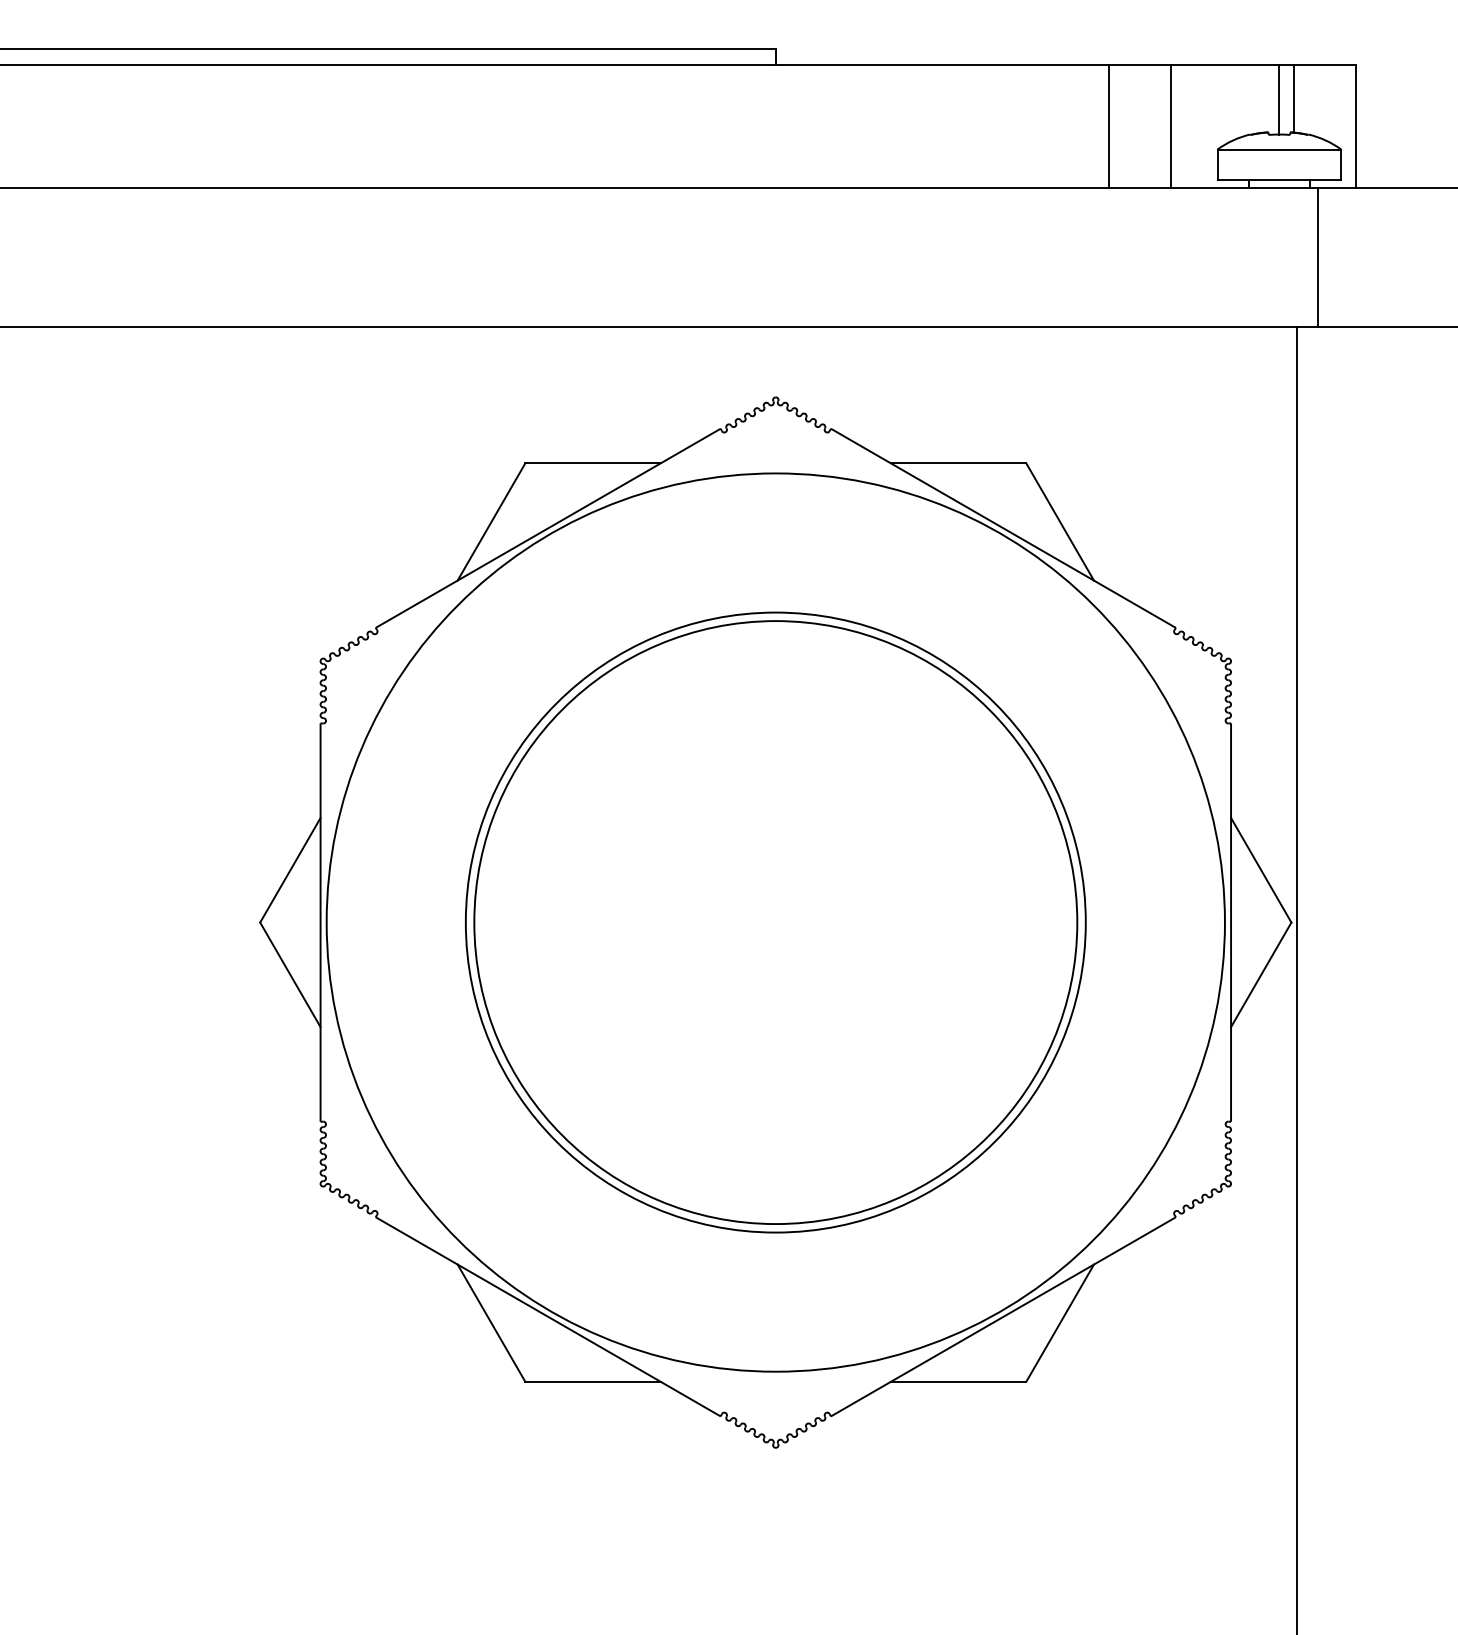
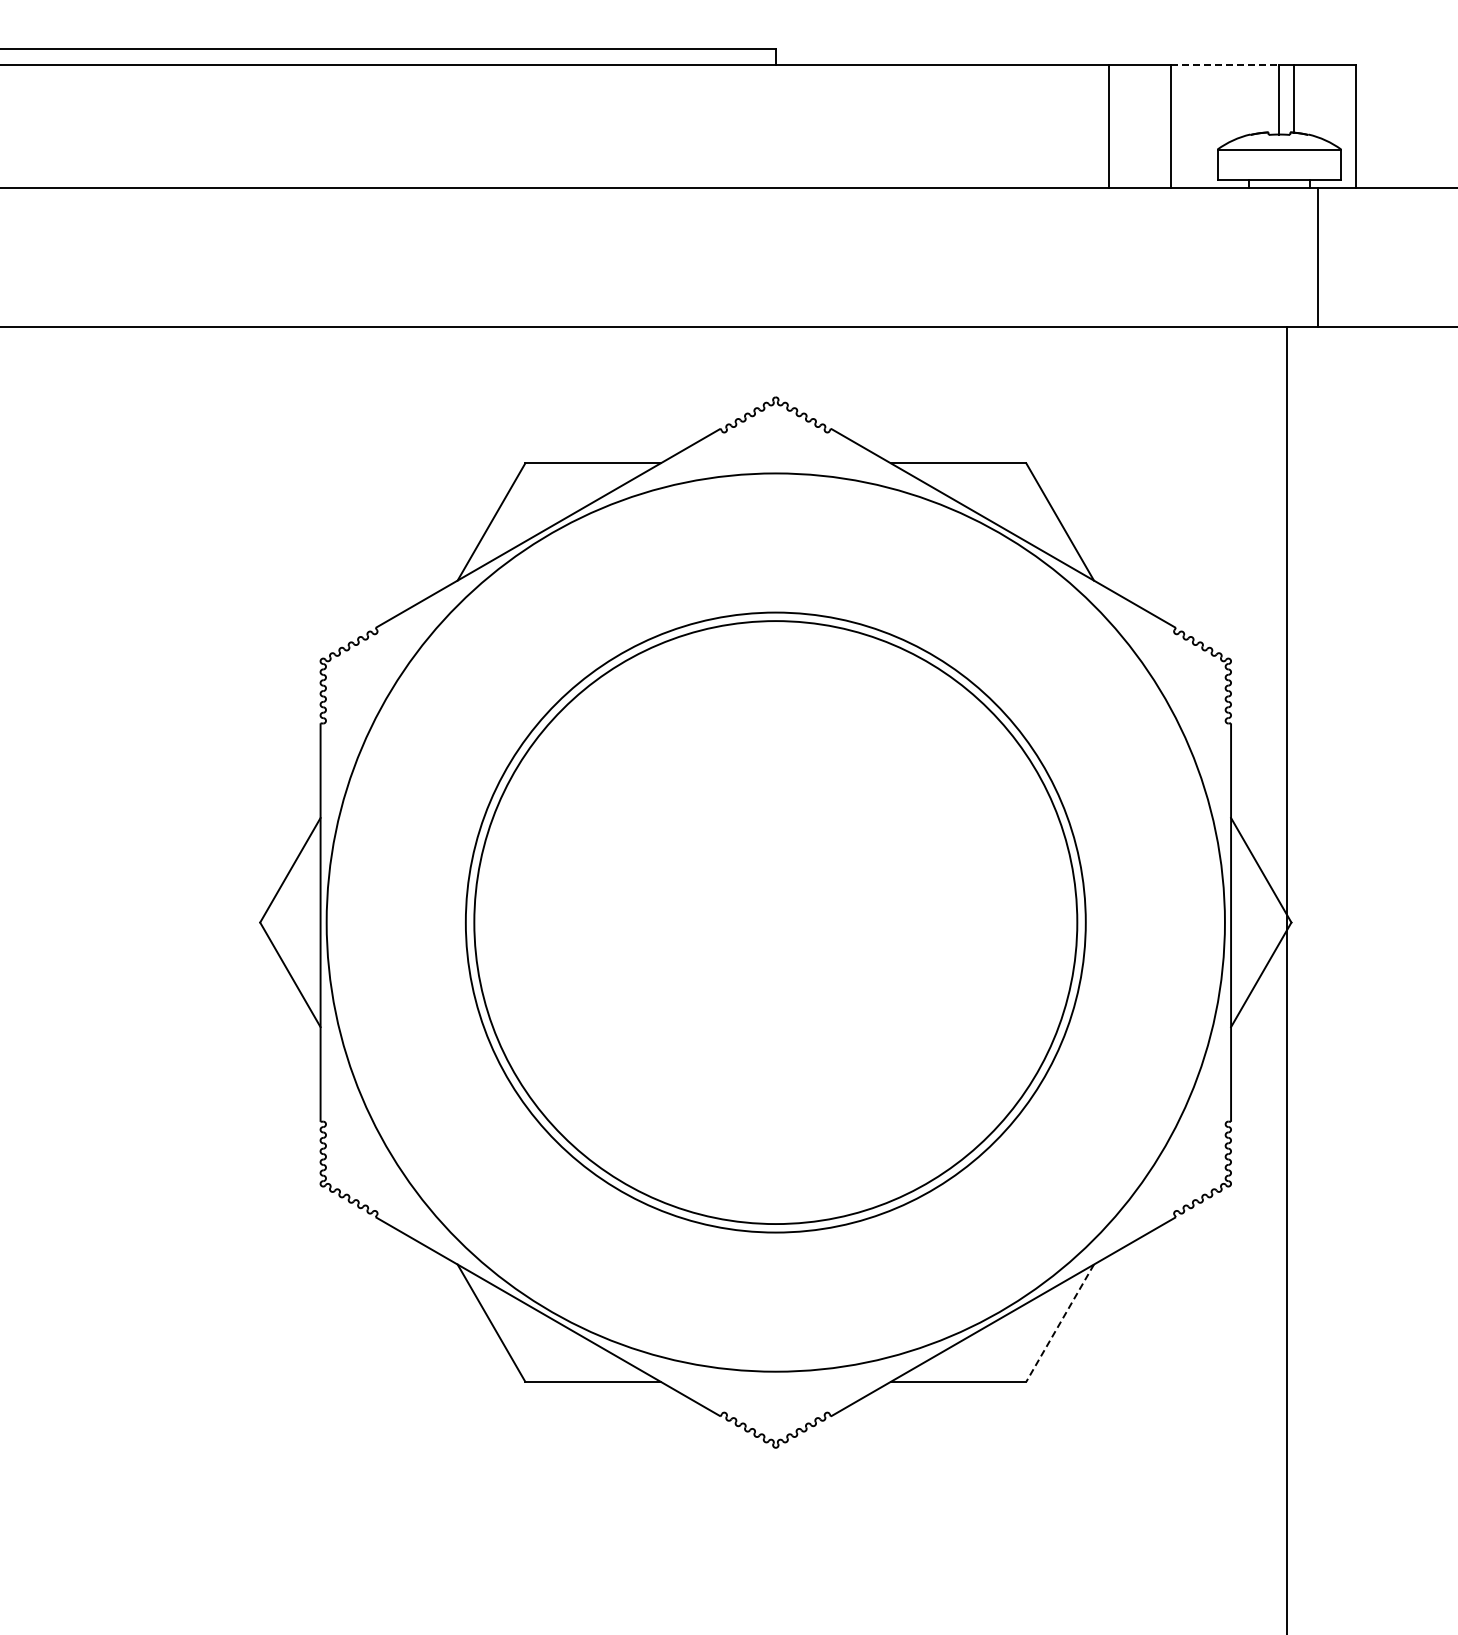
line: solid -> dashed (1225, 64)
line position: (1296, 979) -> (1286, 979) (1286, 979)
line: solid -> dashed (1060, 1323)
